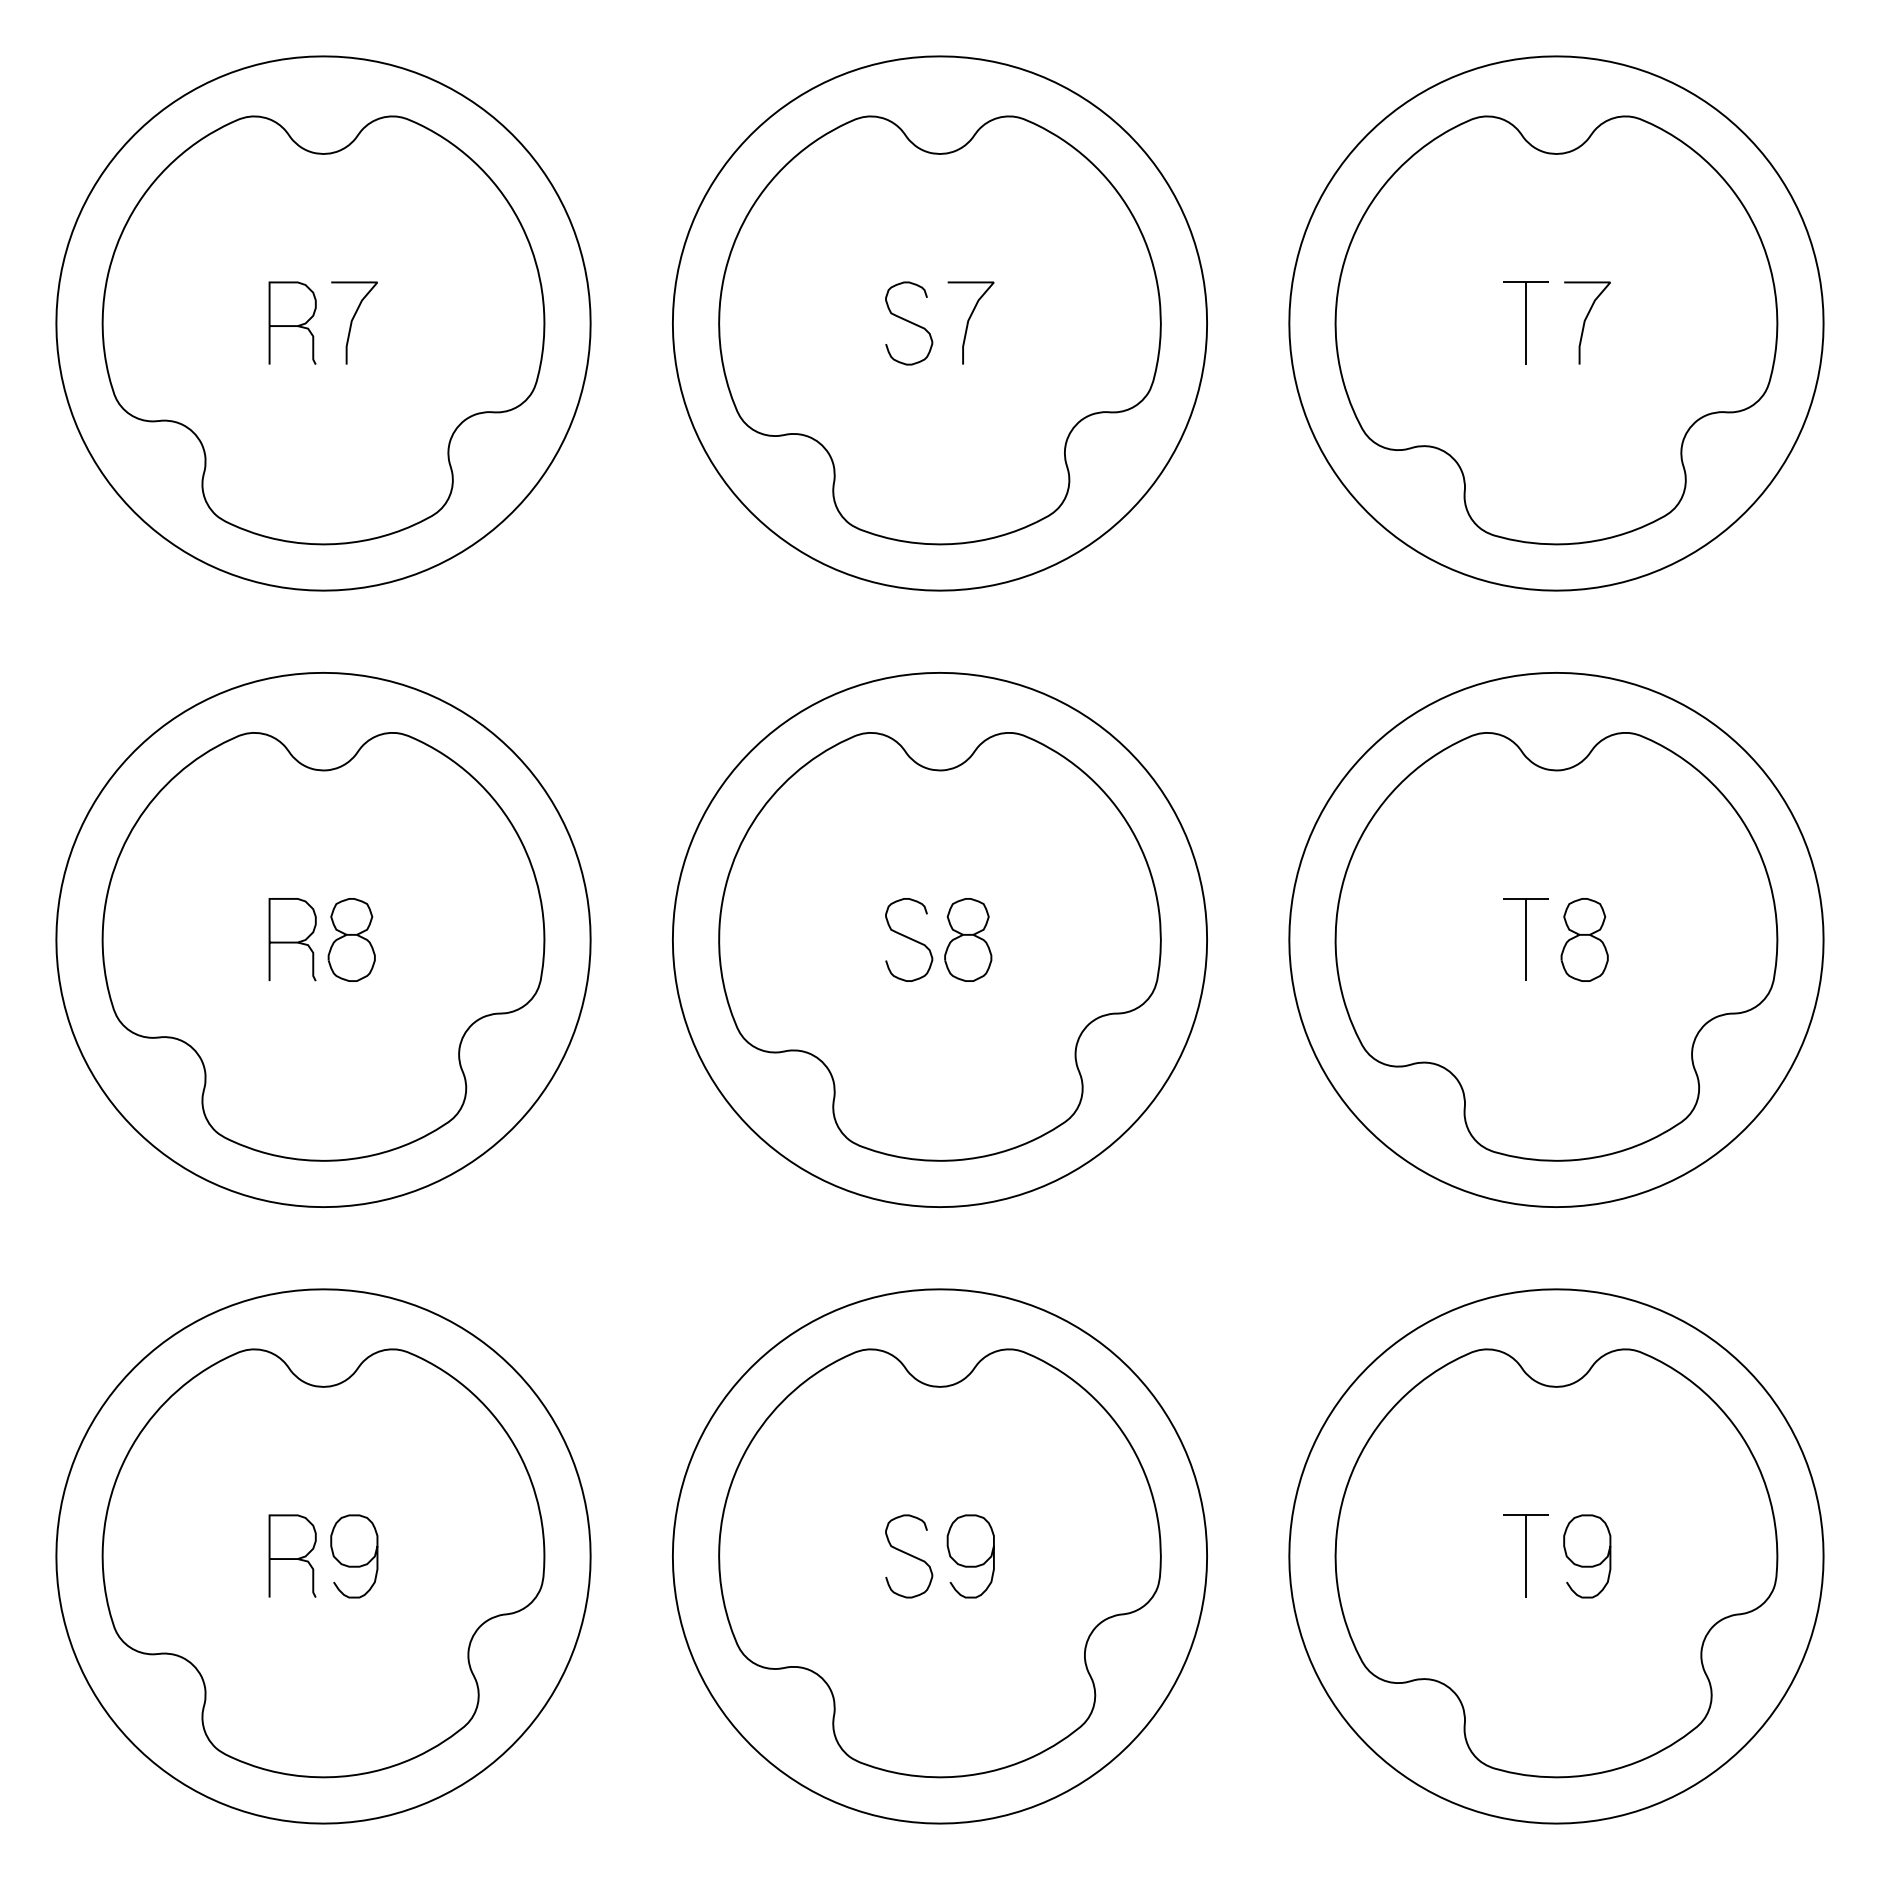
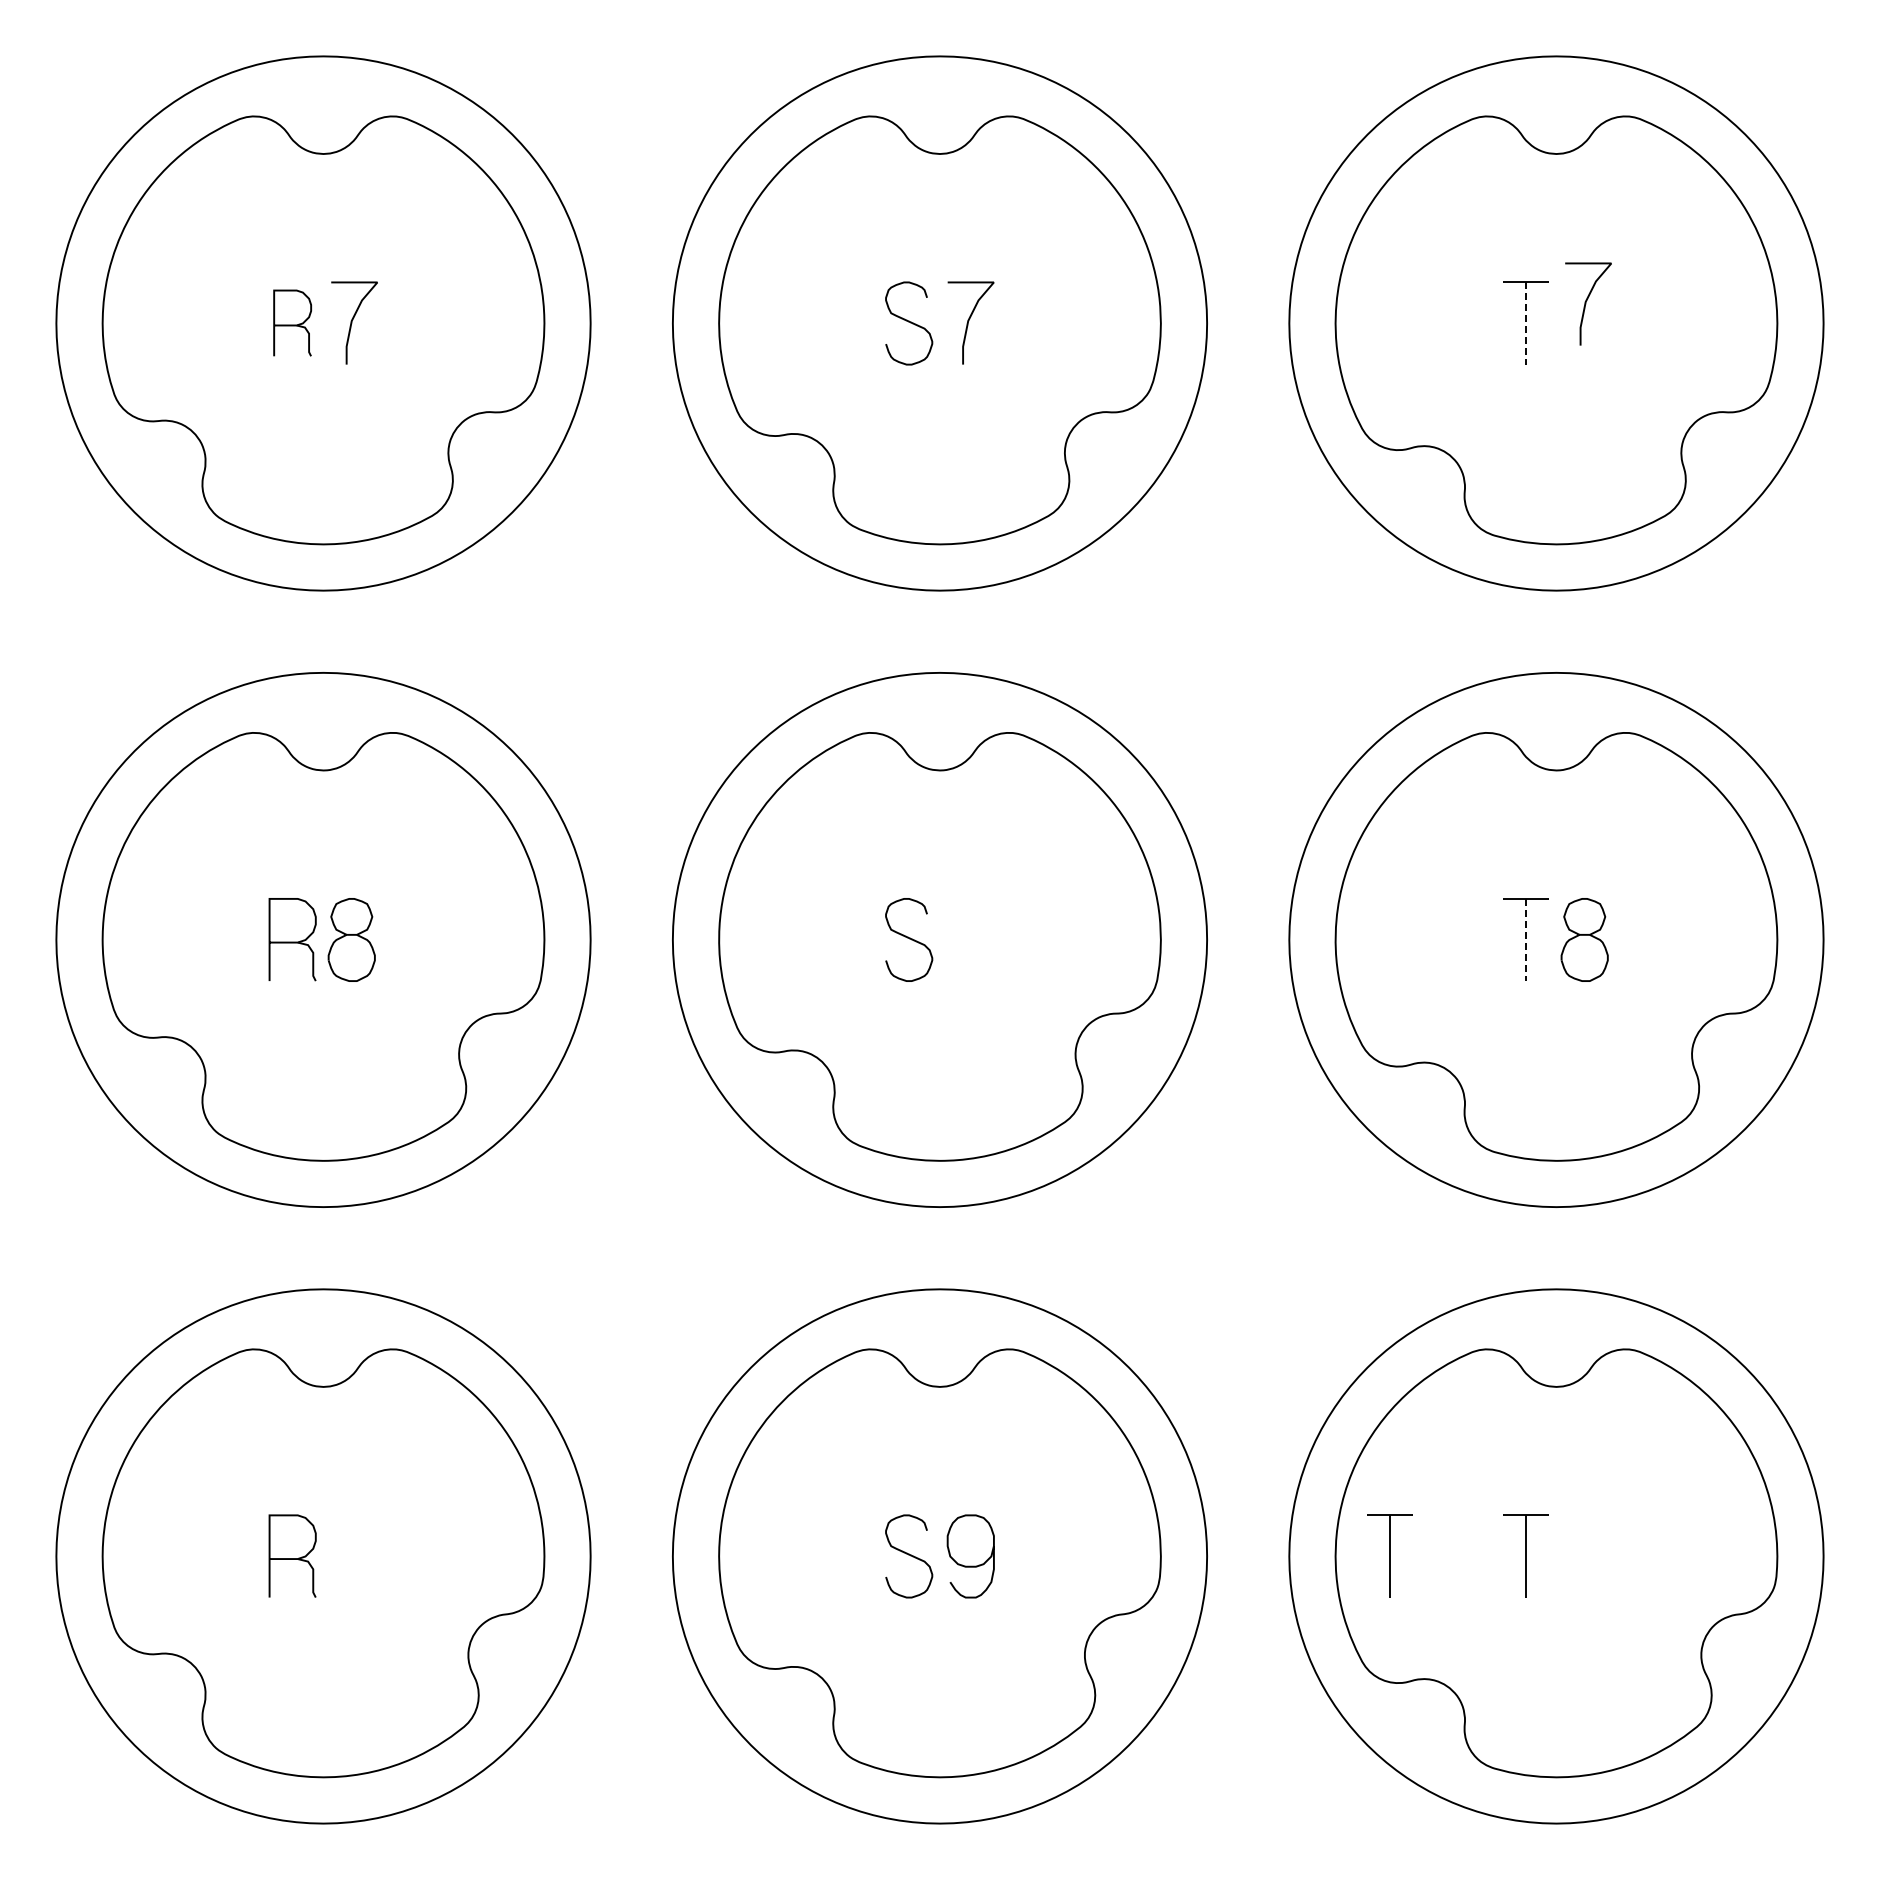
part size: 49x84 px -> 39x68 px (292, 322)
curve position: (1585, 322) -> (1586, 303) (1586, 303)
line: solid -> dashed (1525, 324)
part: present -> none (968, 939)
line: solid -> dashed (1525, 940)
part: none -> present (1389, 1555)
curve: present -> none (354, 1565)
curve: present -> none (1587, 1565)
